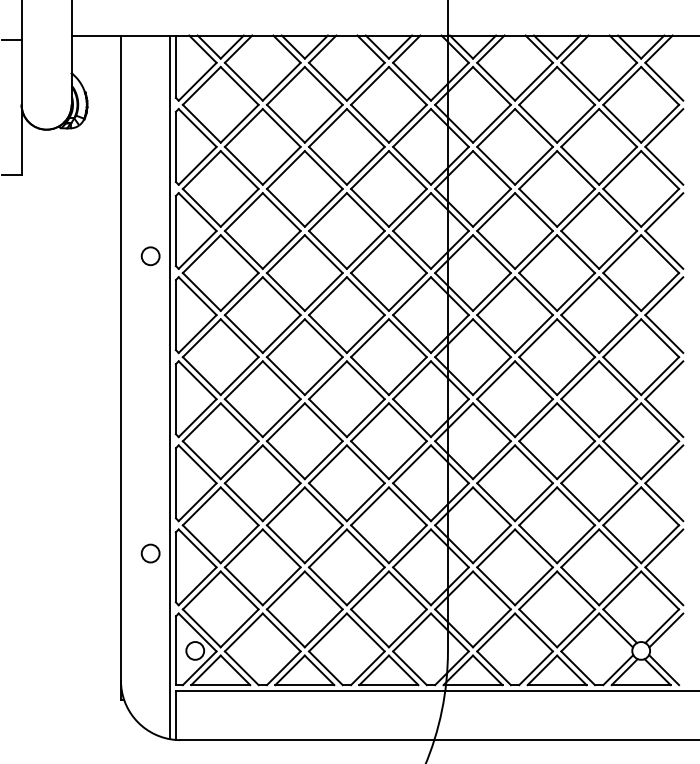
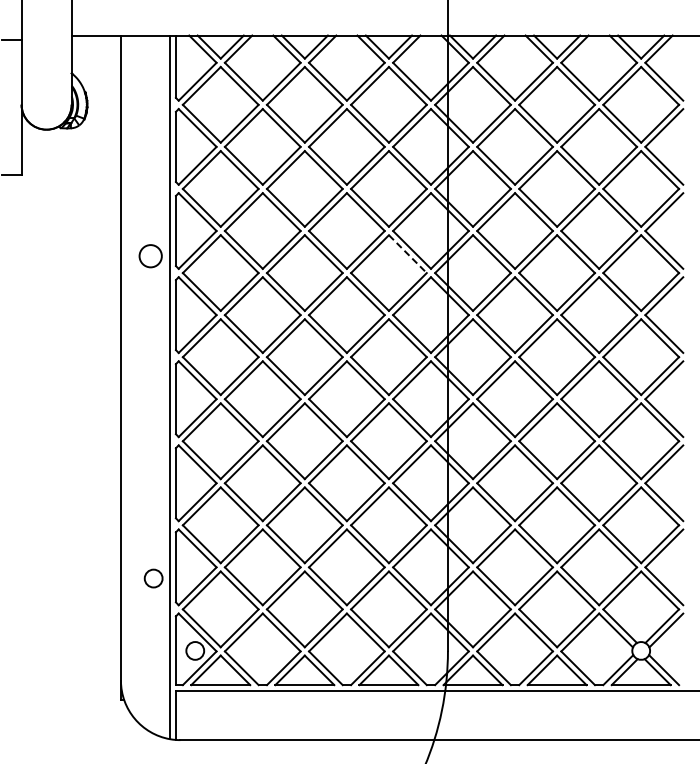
line: solid -> dashed (407, 254)
circle size: 21x21 px -> 25x25 px (150, 256)
circle position: (150, 553) -> (153, 578) (153, 578)
